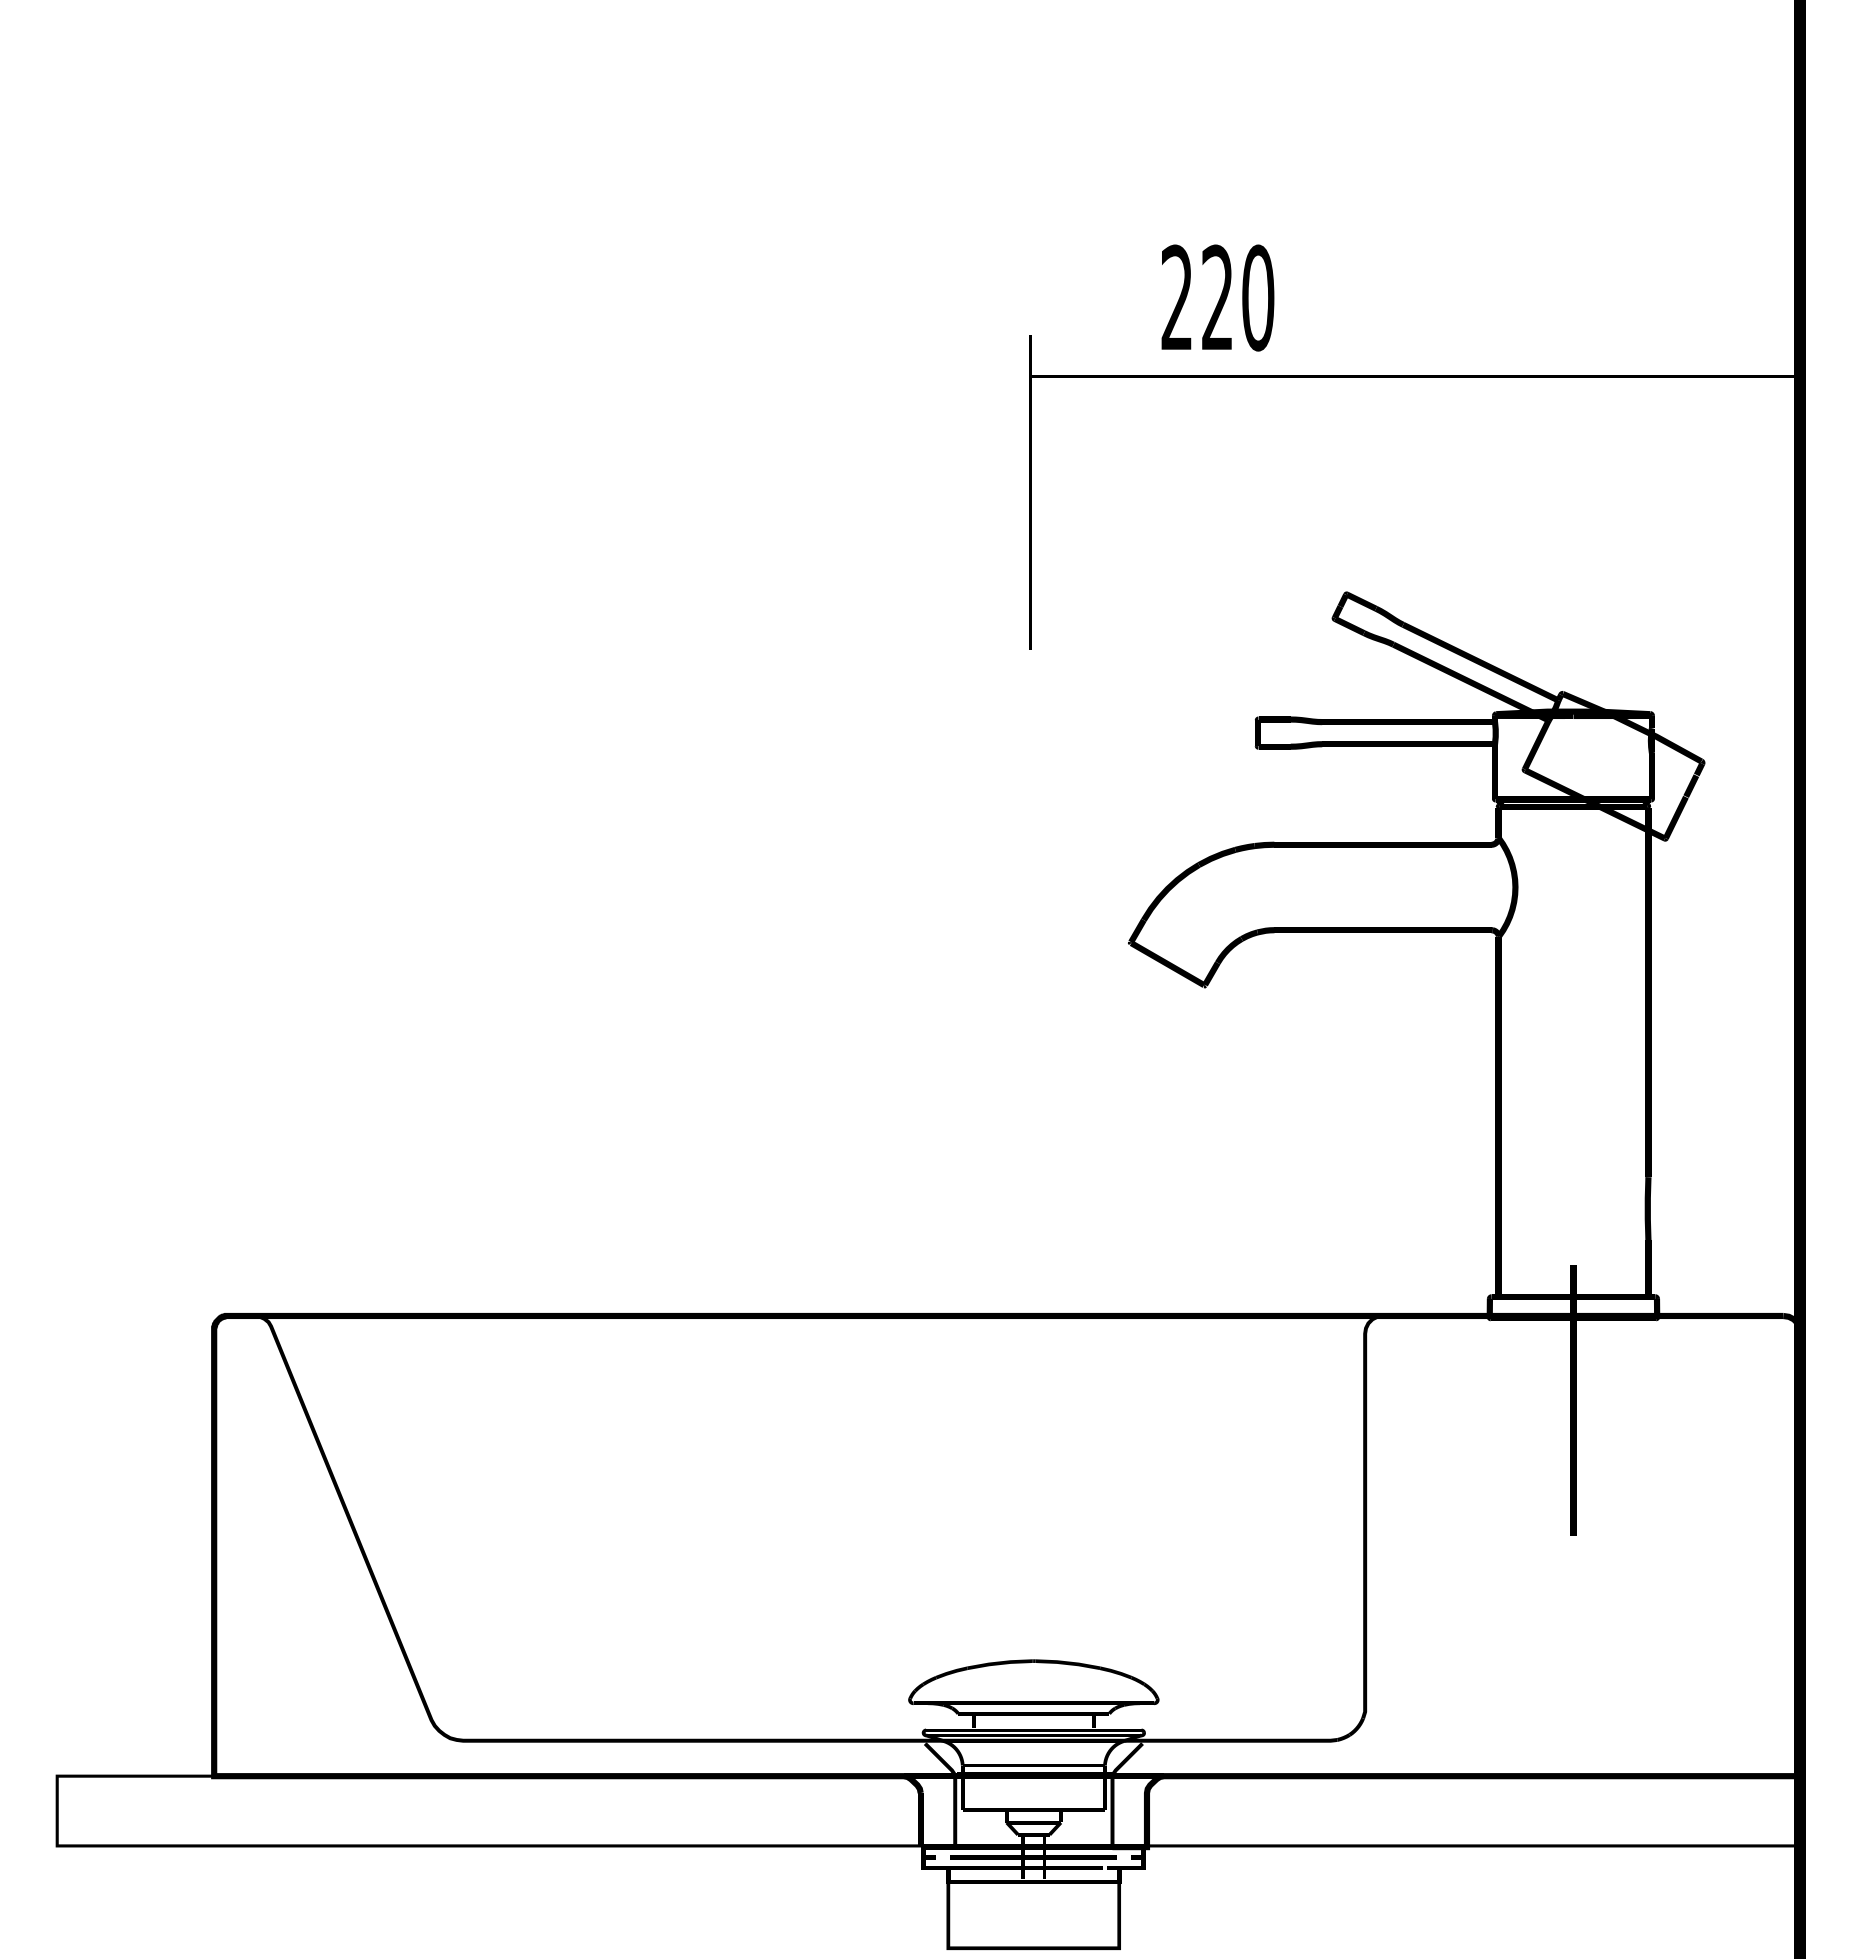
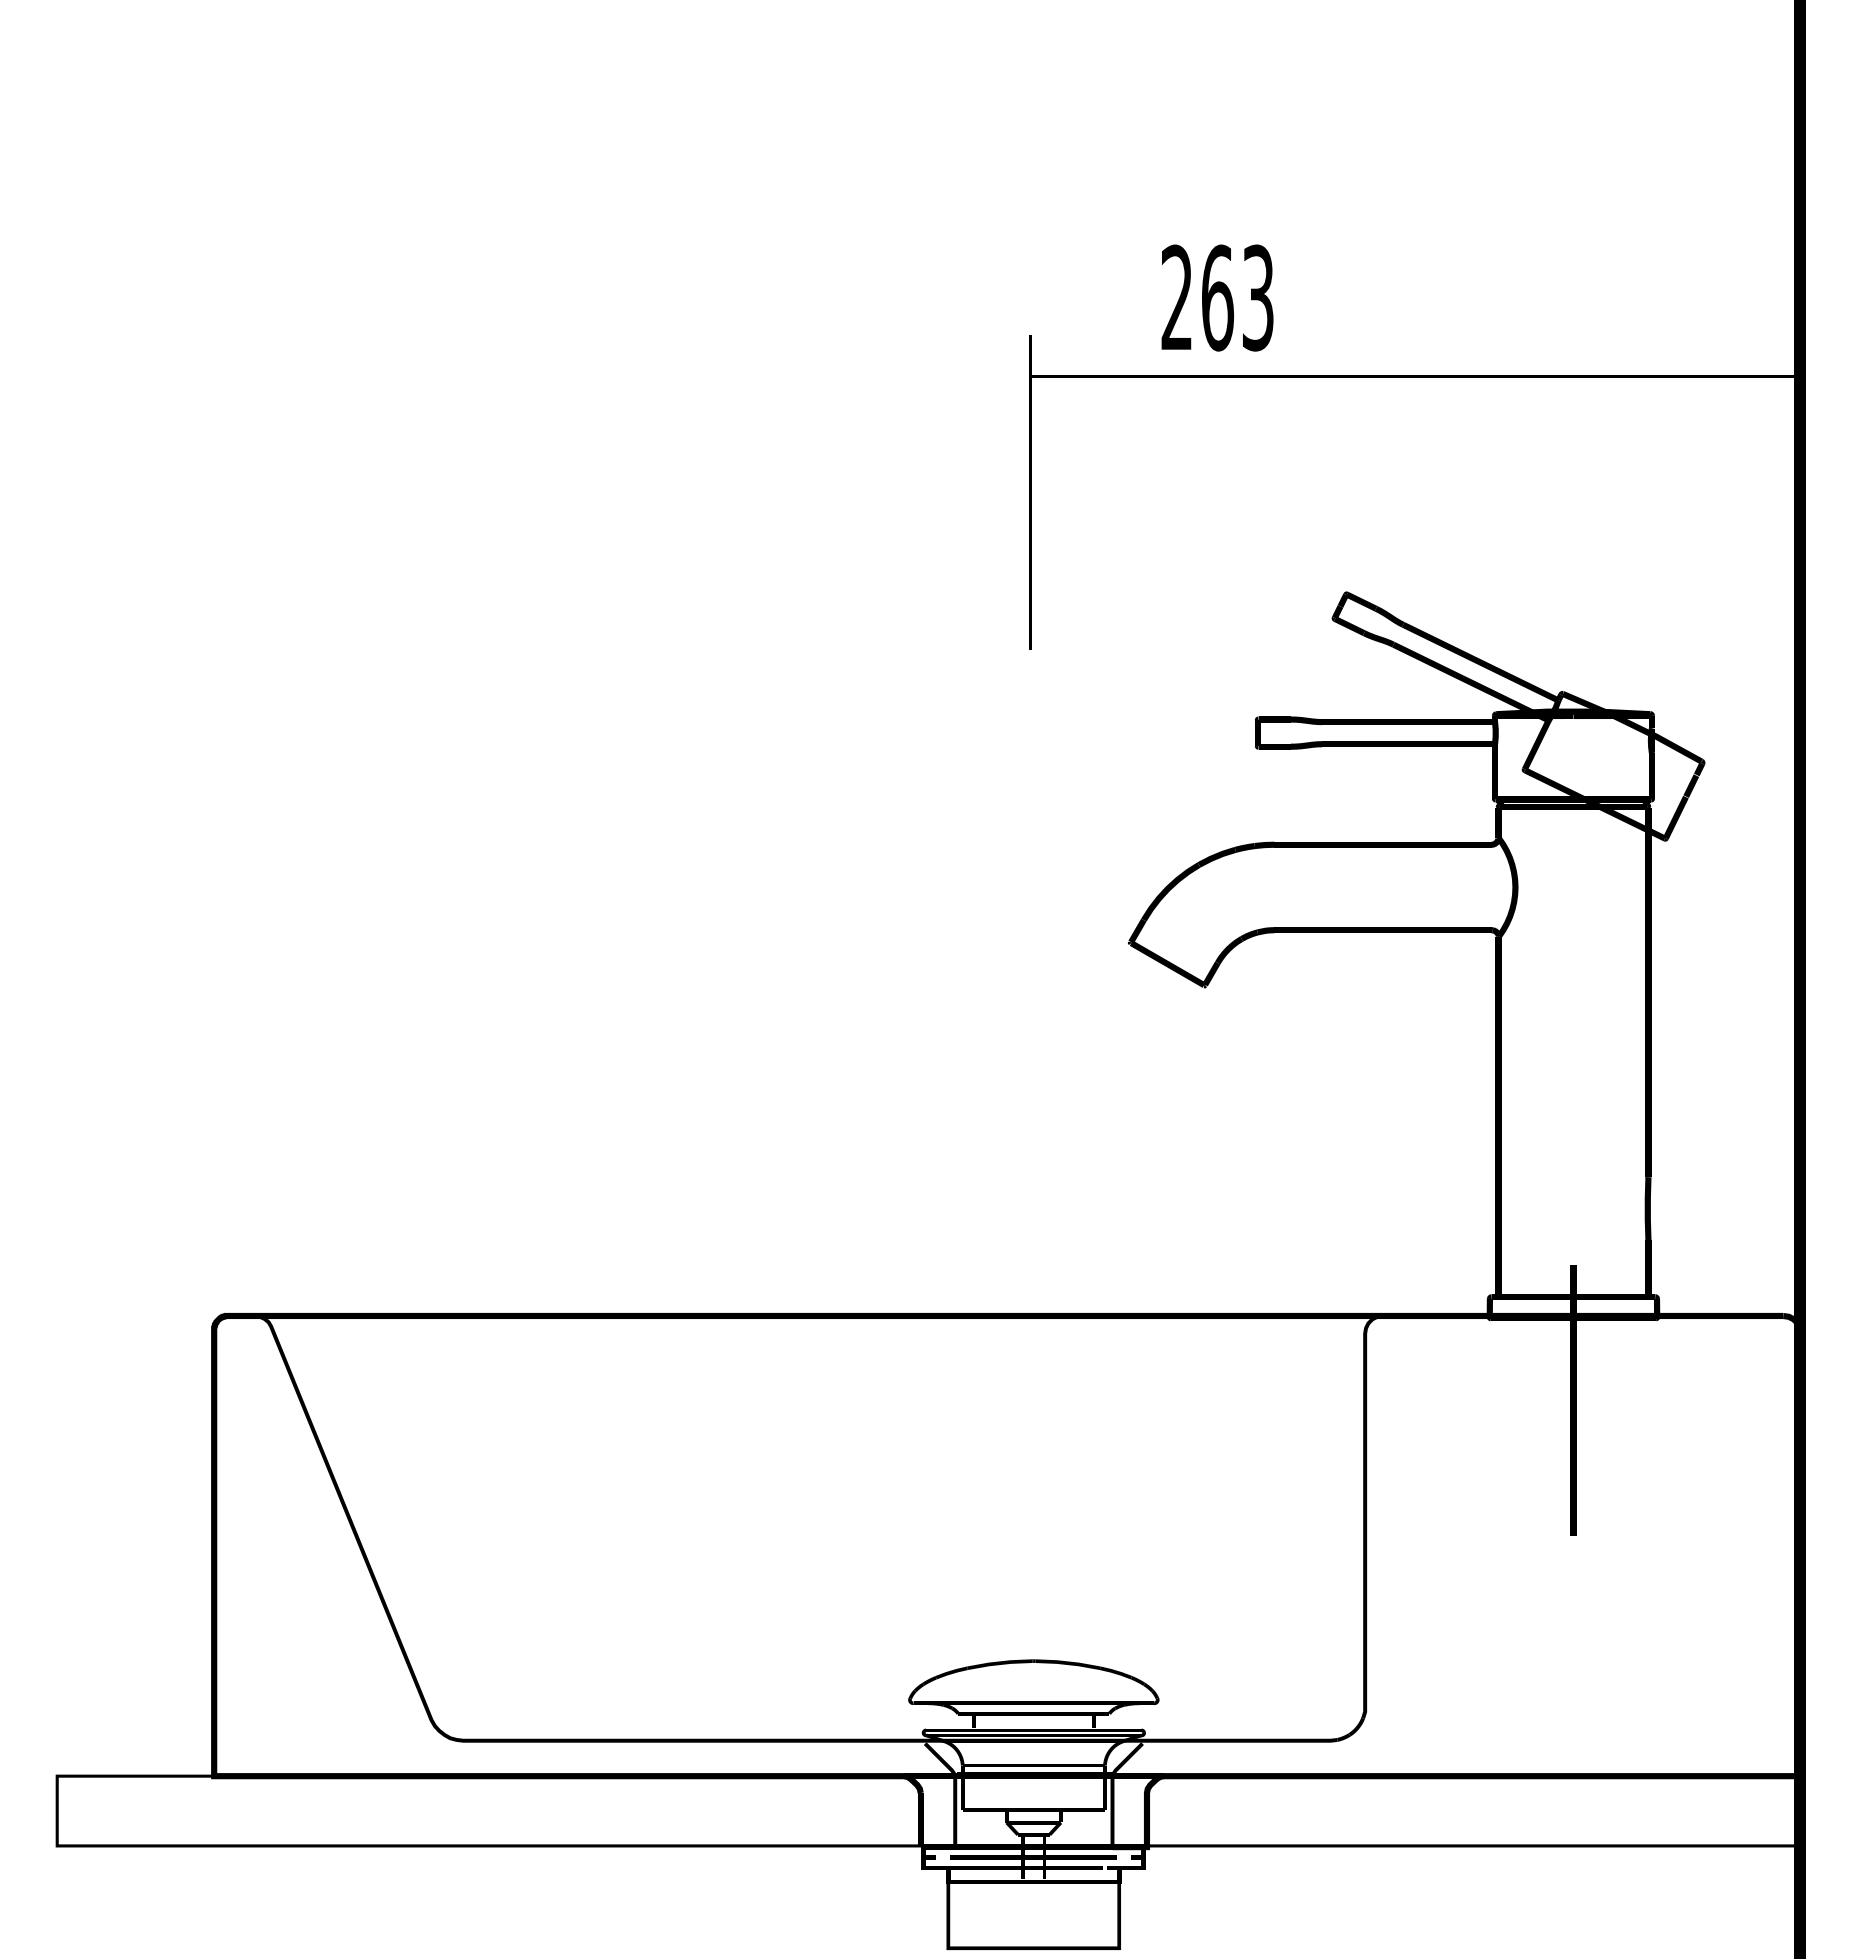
text: 220 -> 263 (1238, 297)
